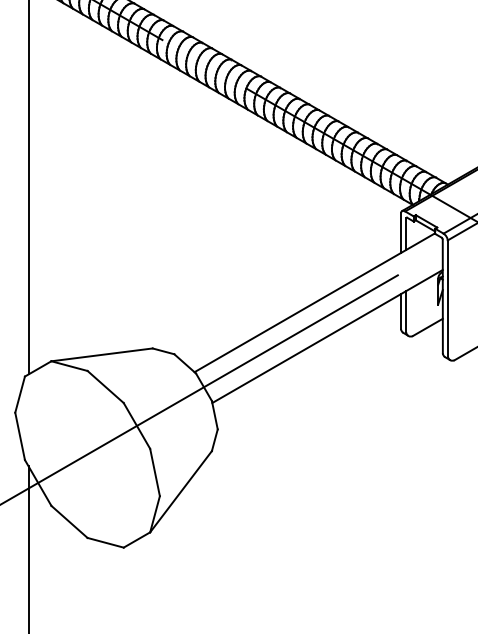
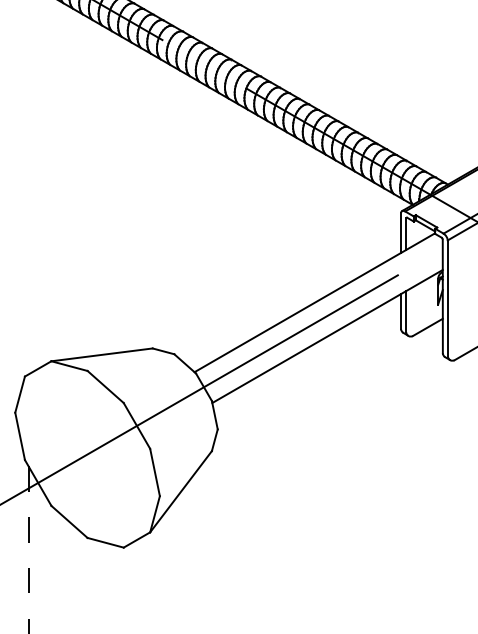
line: present -> none (28, 188)
line: solid -> dashed (28, 550)
